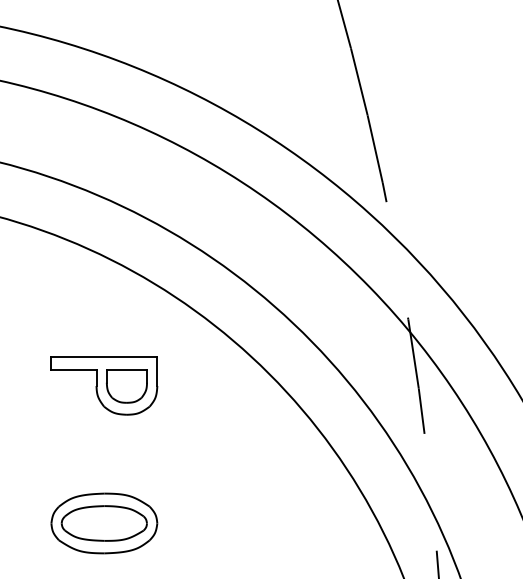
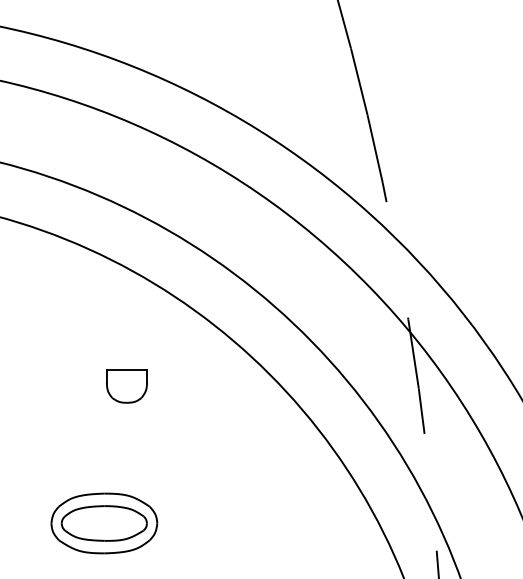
part: present -> none (104, 385)
